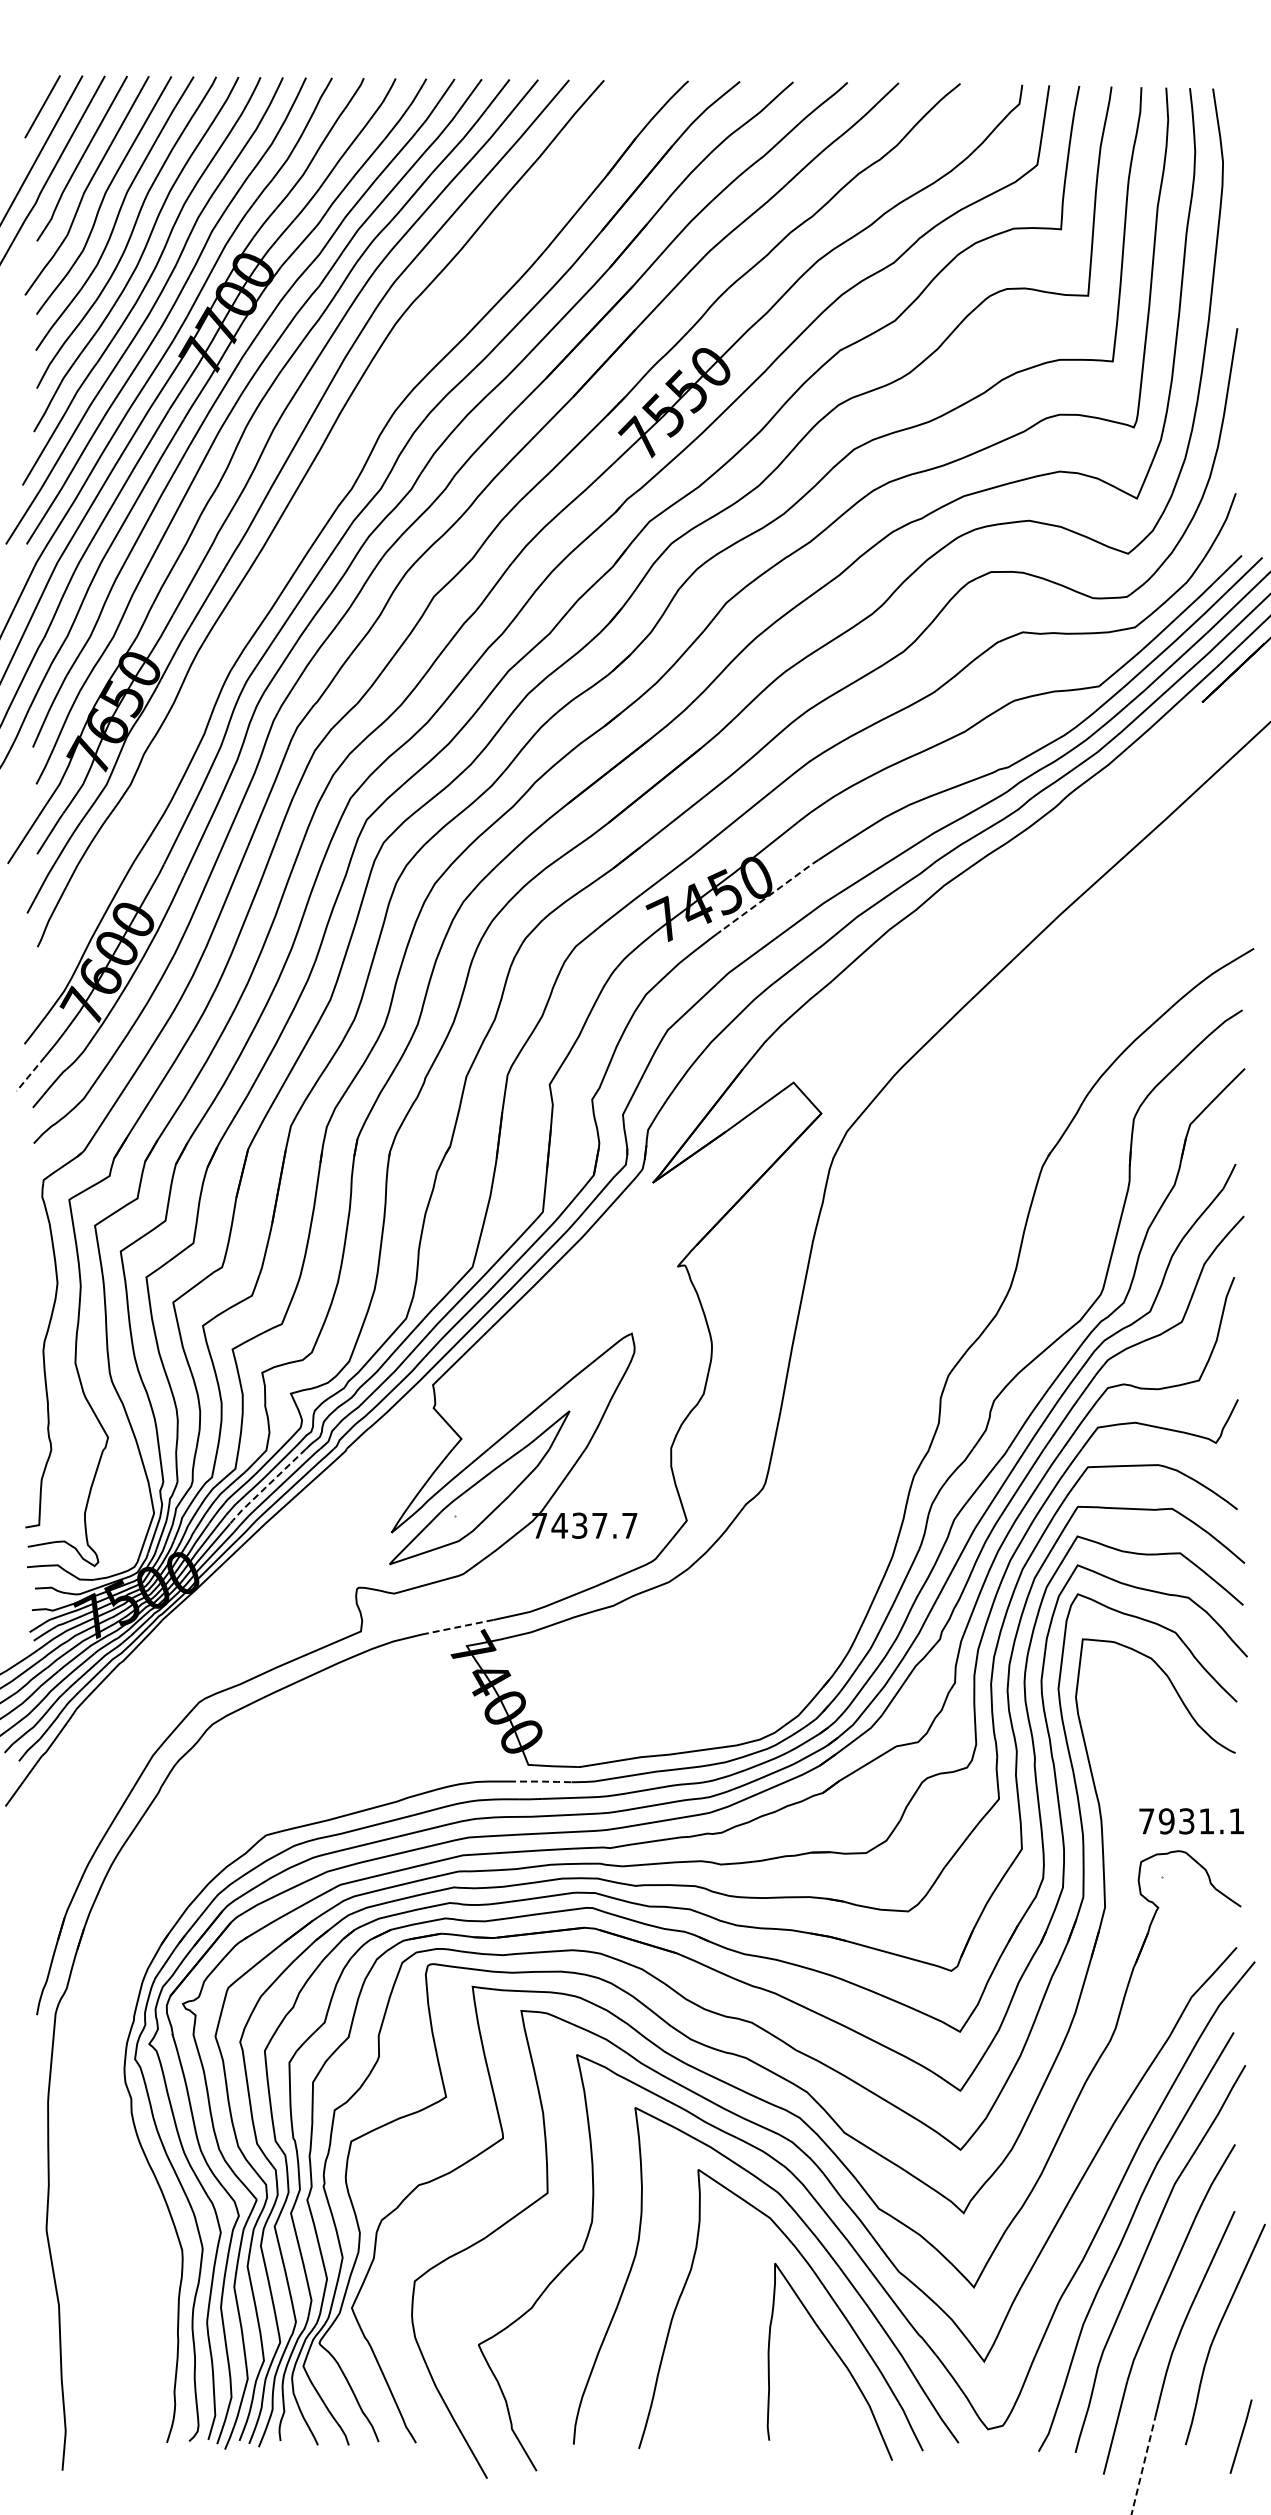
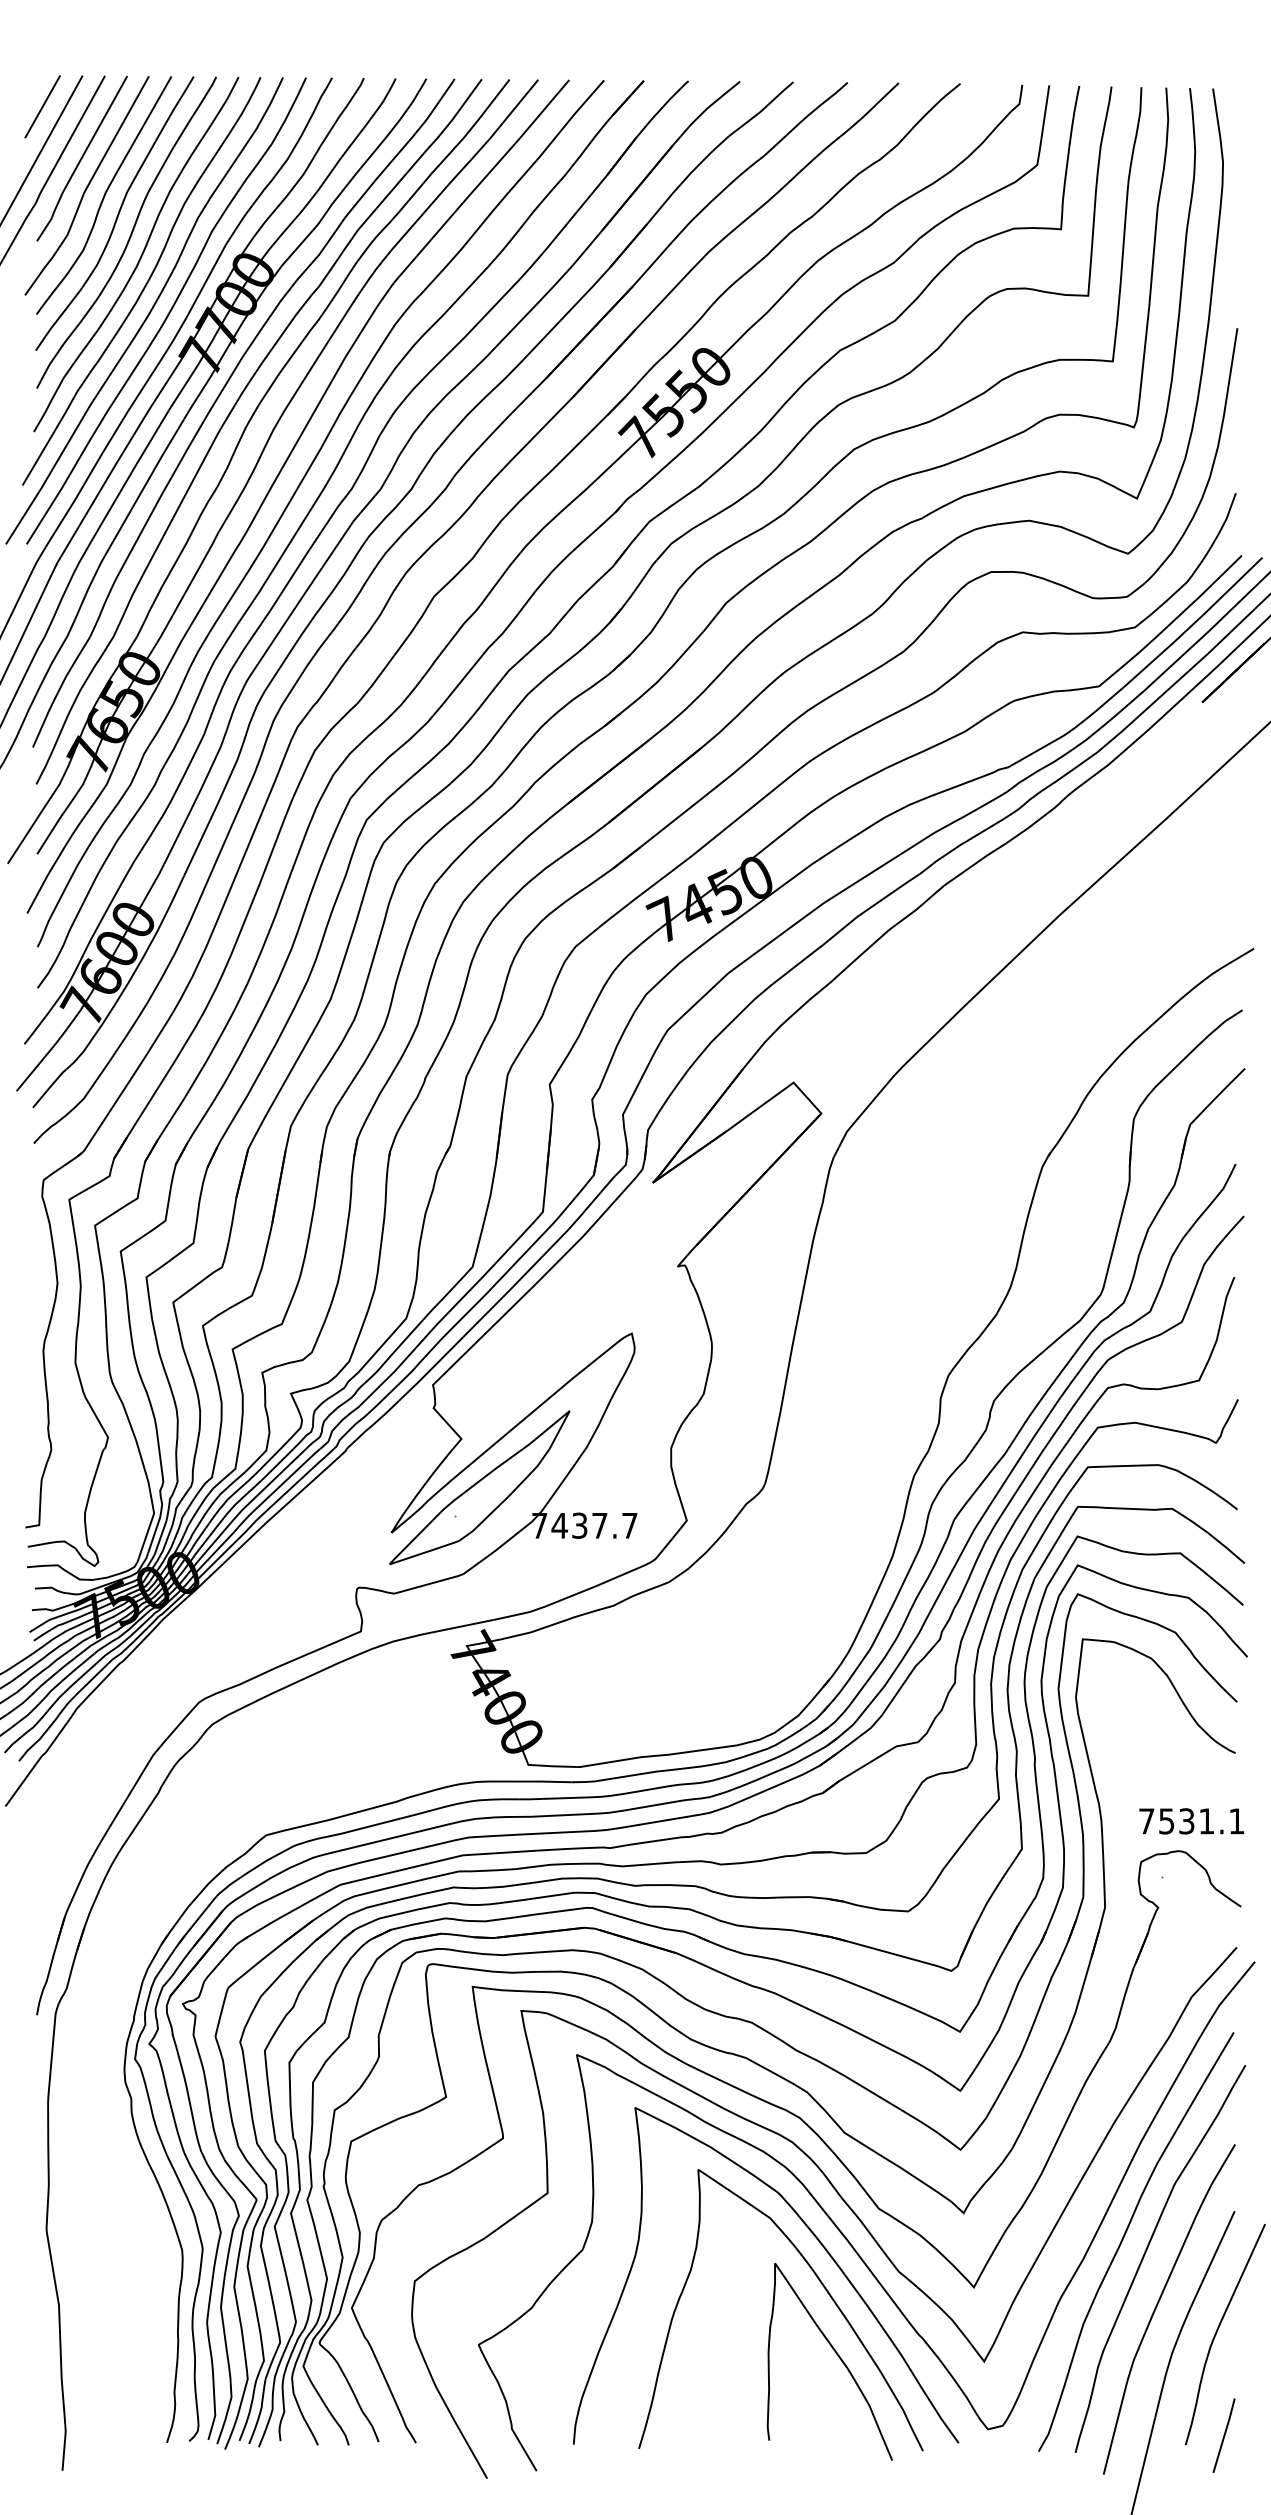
part: none -> present (310, 512)
line: dashed -> solid (770, 894)
line: dashed -> solid (30, 1074)
line: dashed -> solid (266, 1486)
line: dashed -> solid (458, 1627)
line: dashed -> solid (541, 1781)
text: 7931.1 -> 7531.1 (1166, 1821)
line position: (1240, 2436) -> (1223, 2435) (1223, 2435)
line: dashed -> solid (1143, 2465)
